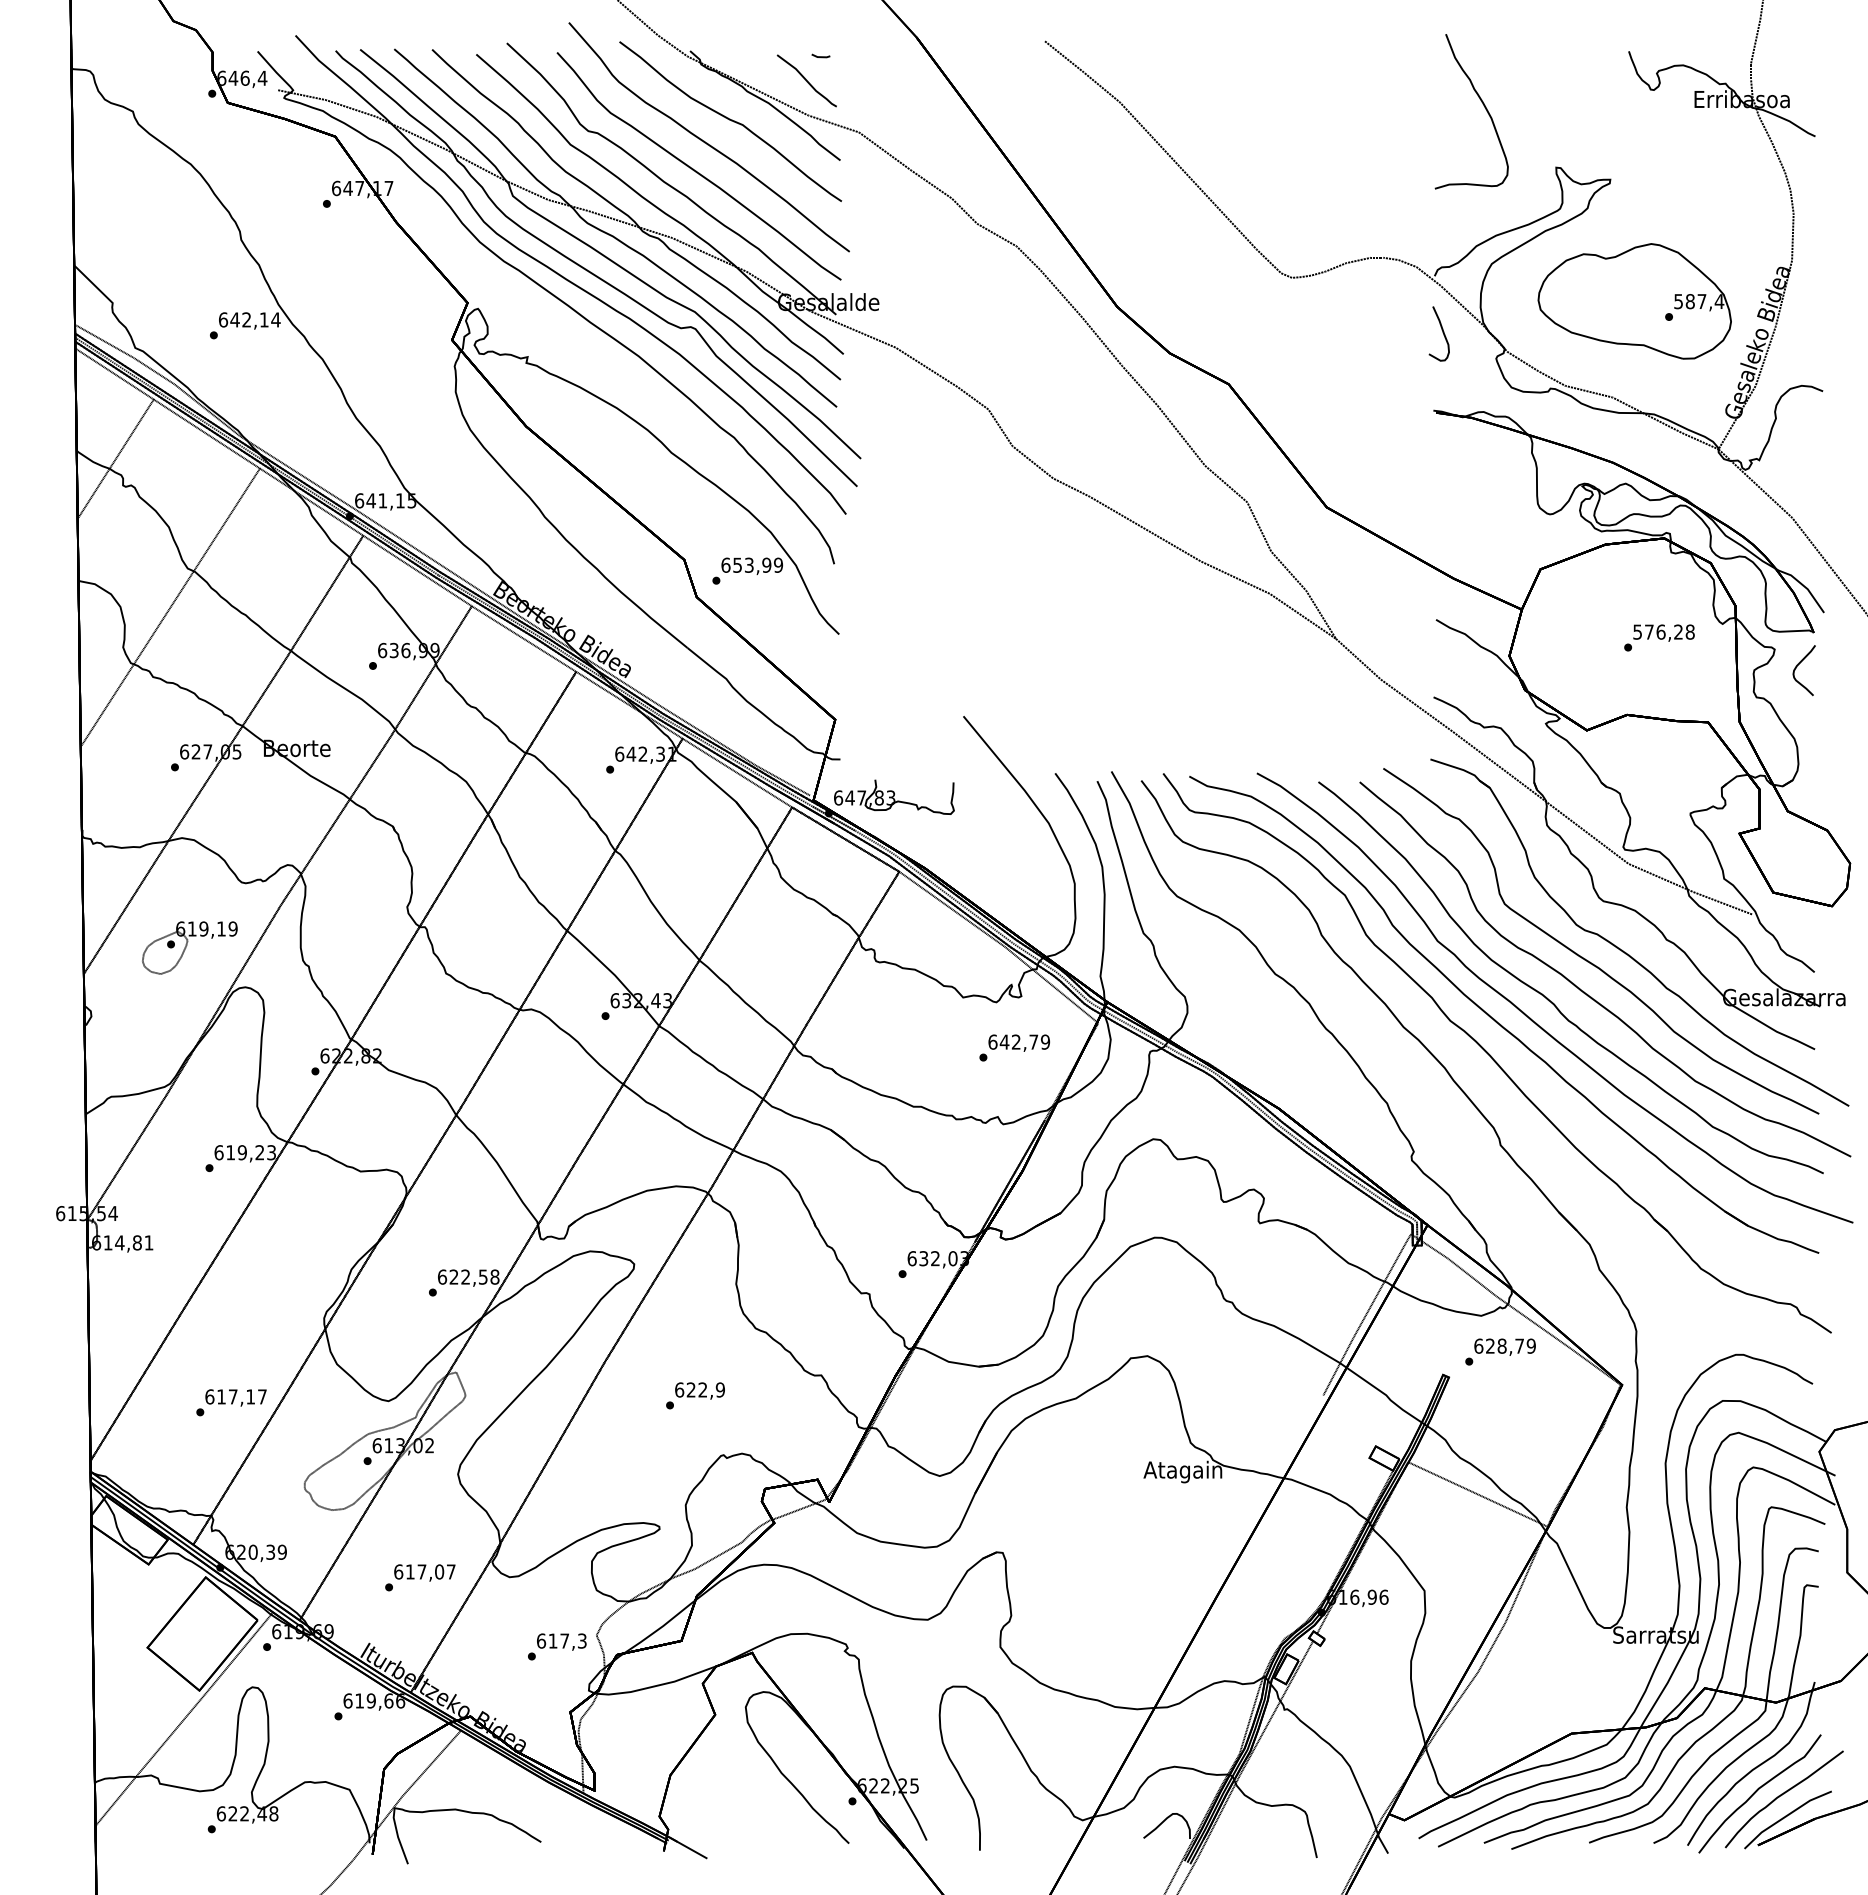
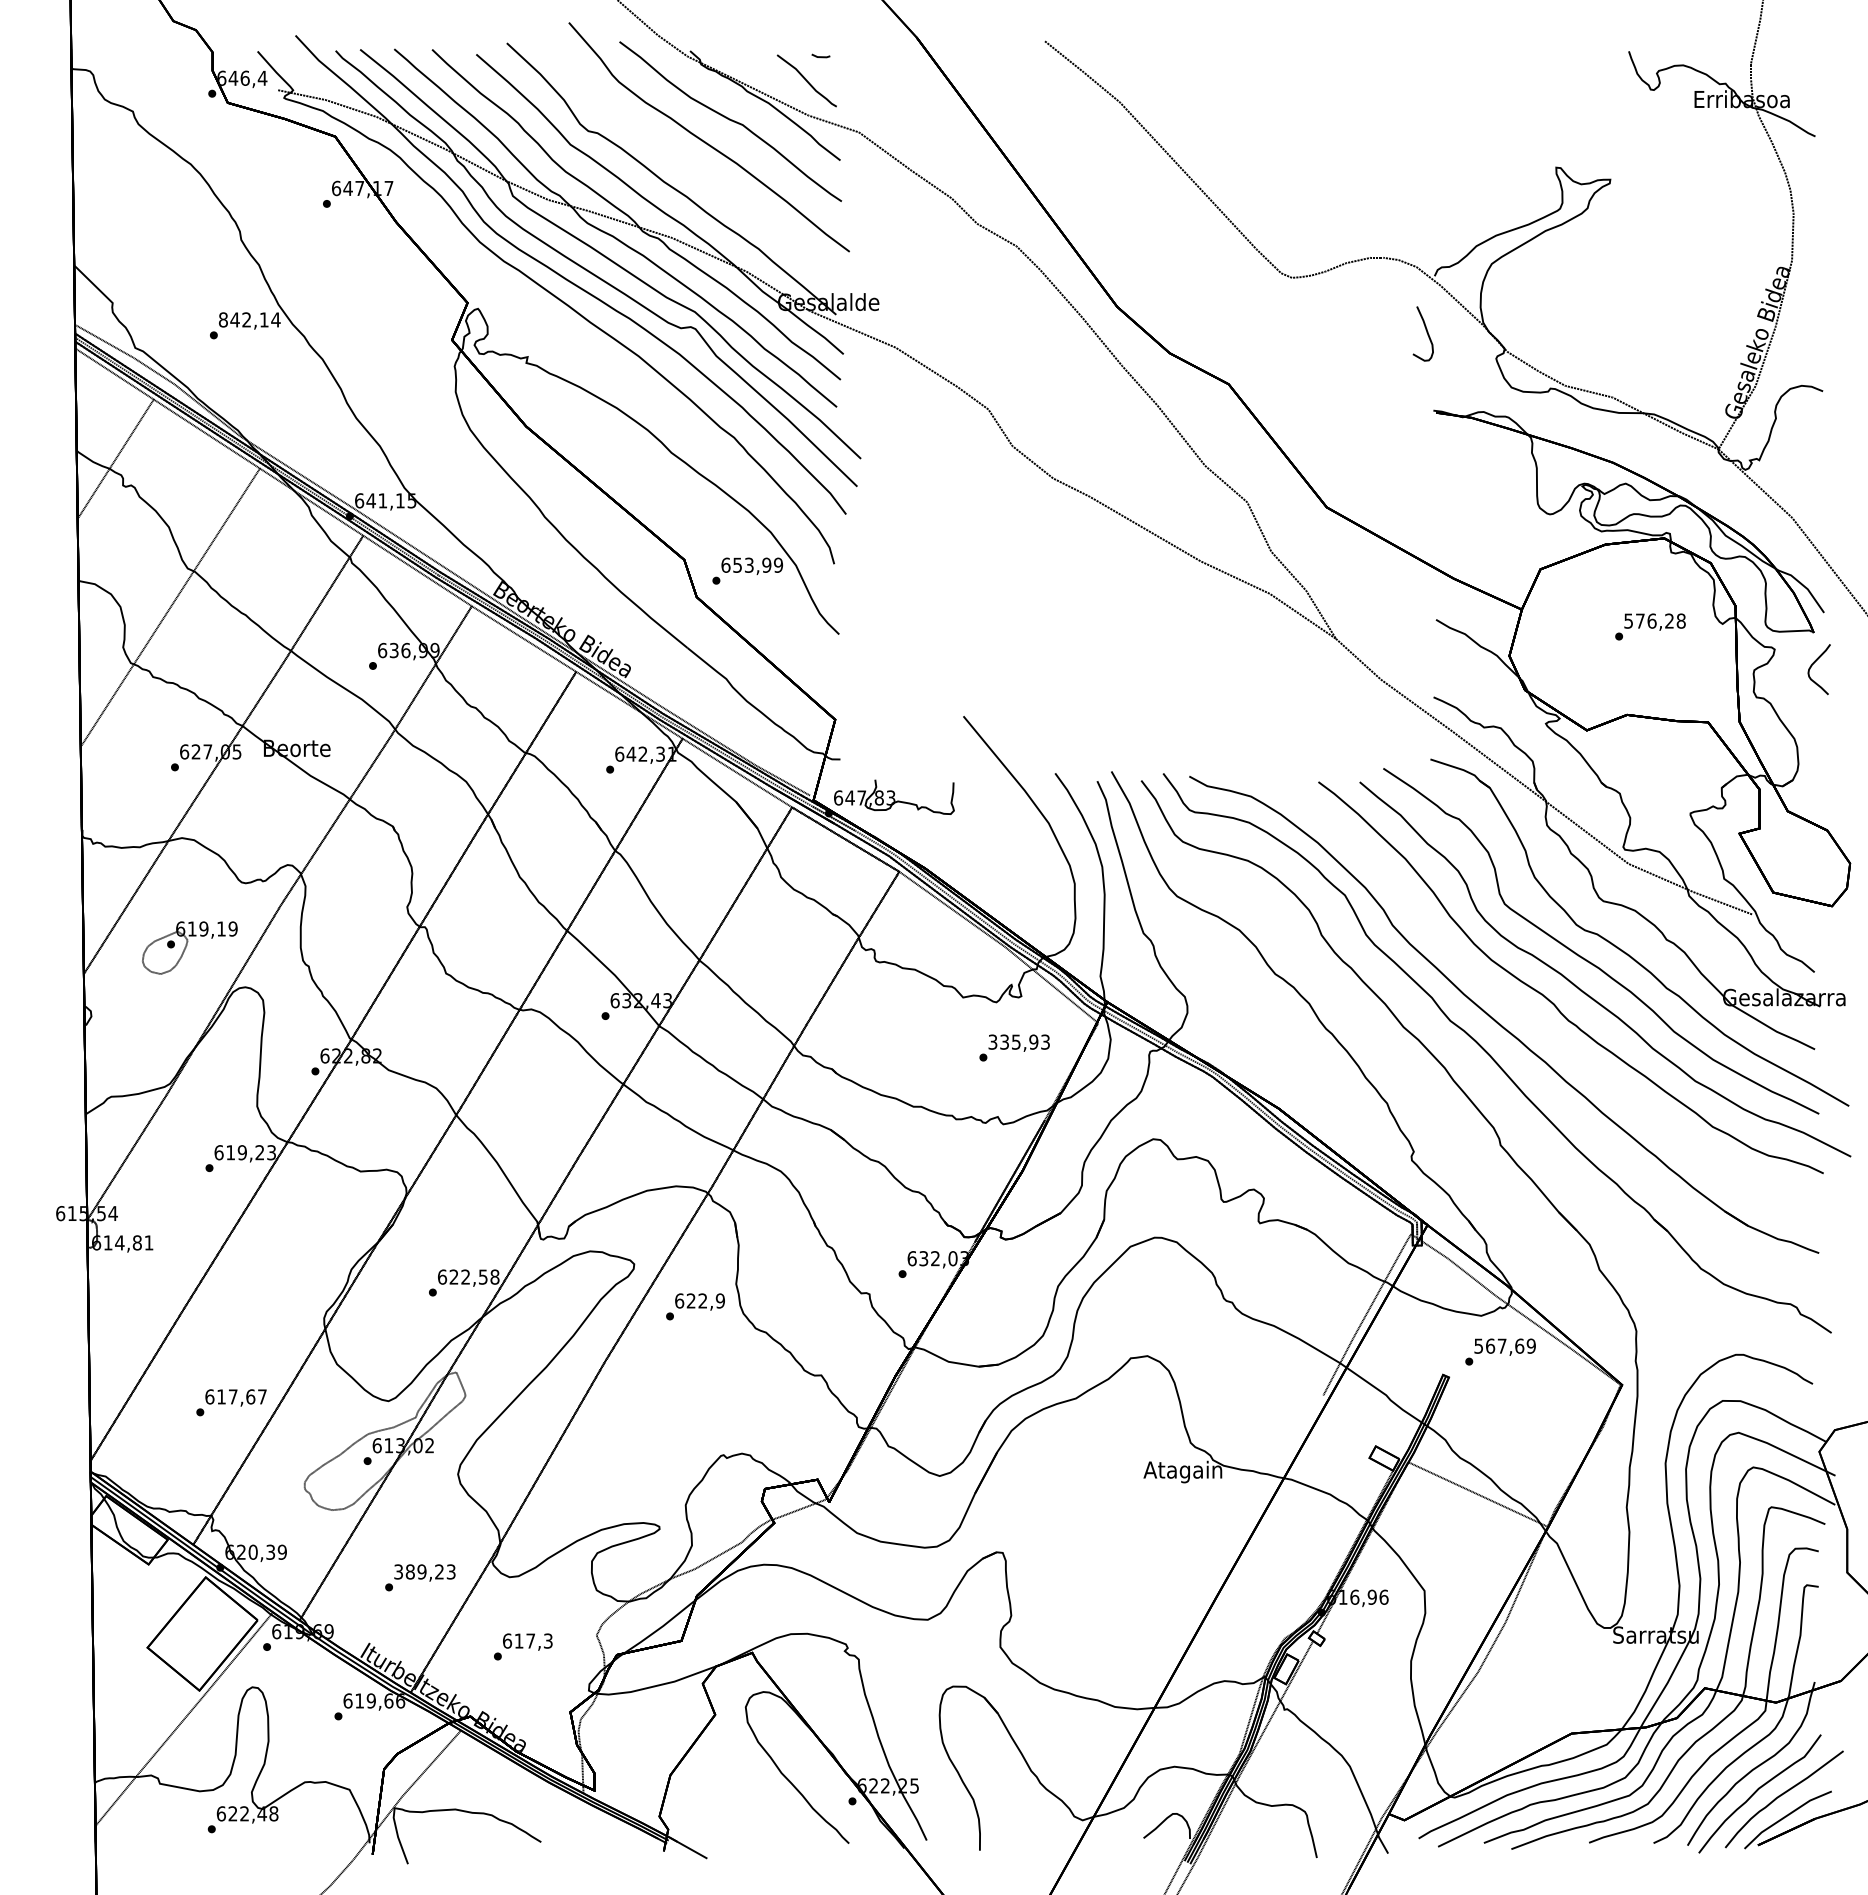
curve: present -> none (1482, 104)
curve: present -> none (696, 170)
part: present -> none (1634, 301)
text: 642,14 -> 842,14 (223, 319)
curve position: (1442, 332) -> (1426, 332) (1426, 332)
text position: (1659, 637) -> (1650, 626) (1650, 626)
curve position: (1797, 667) -> (1812, 666) (1812, 666)
curve: present -> none (1536, 1022)
text: 642,79 -> 335,93 (1019, 1041)
text: 628,79 -> 567,69 (1499, 1345)
text position: (695, 1395) -> (695, 1306) (695, 1306)
text: 617,17 -> 617,67 (250, 1396)
text: 617,07 -> 389,23 (424, 1571)
text position: (557, 1646) -> (523, 1646) (523, 1646)
